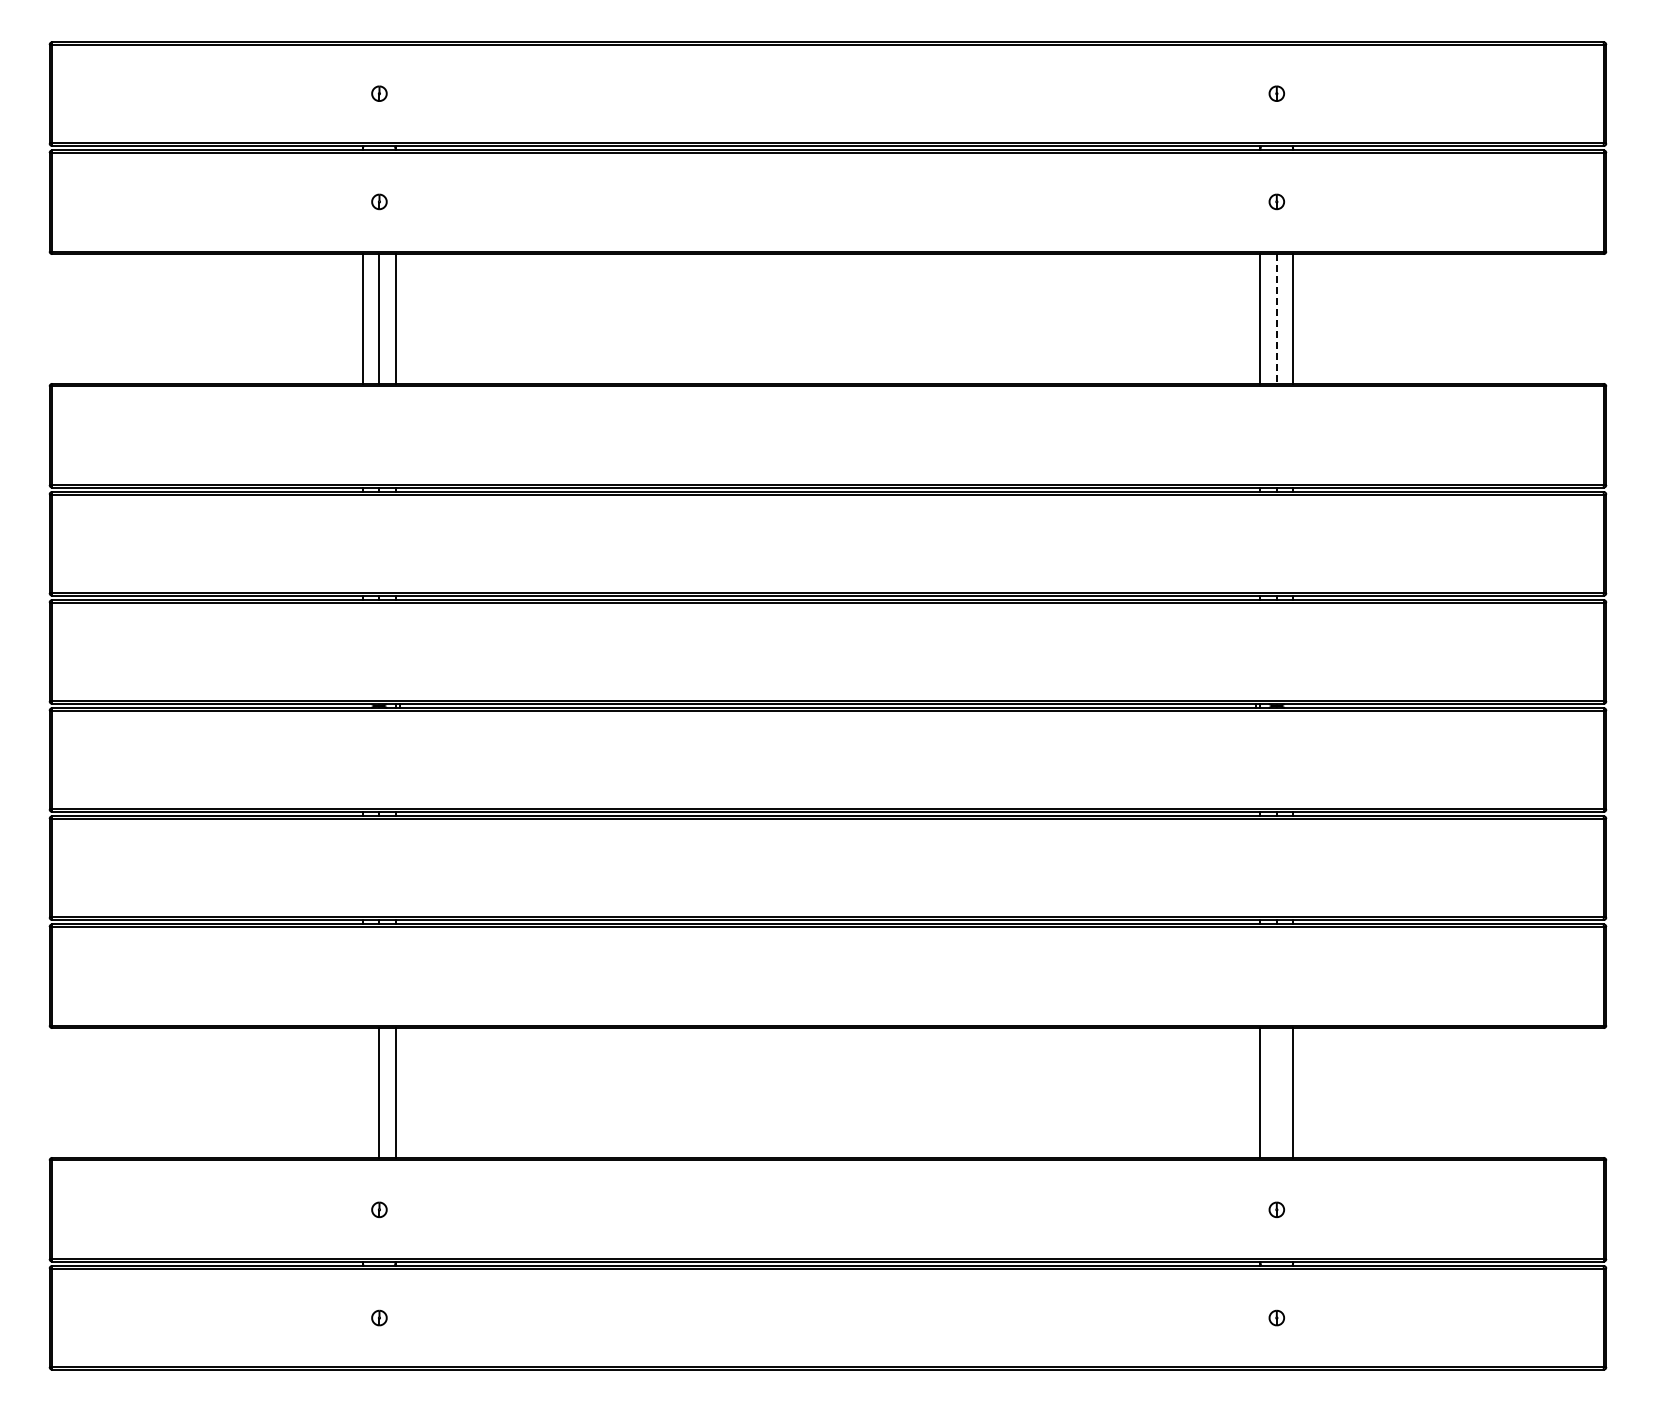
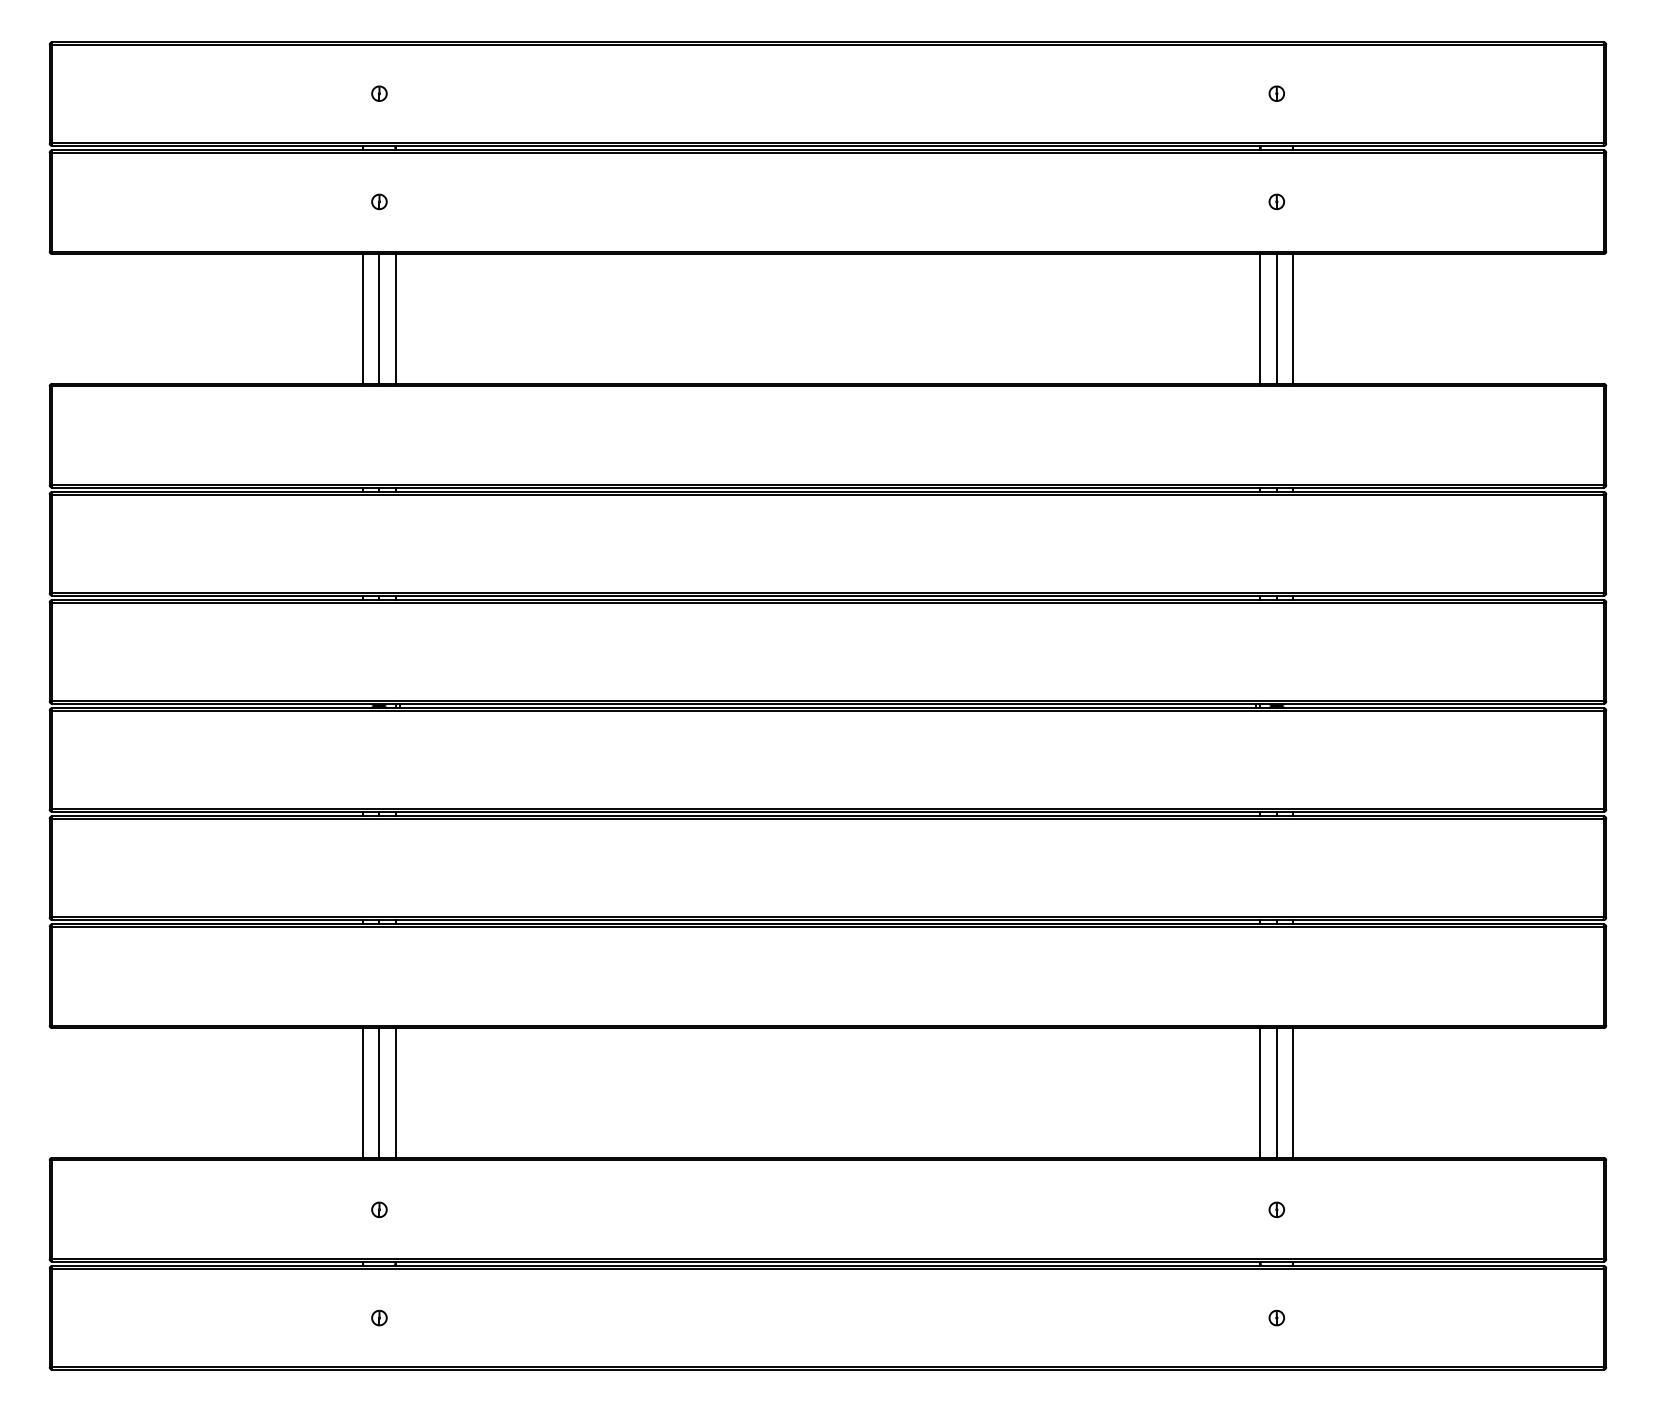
line: dashed -> solid (1276, 319)
line: none -> present (362, 1092)
line: none -> present (1276, 1092)
